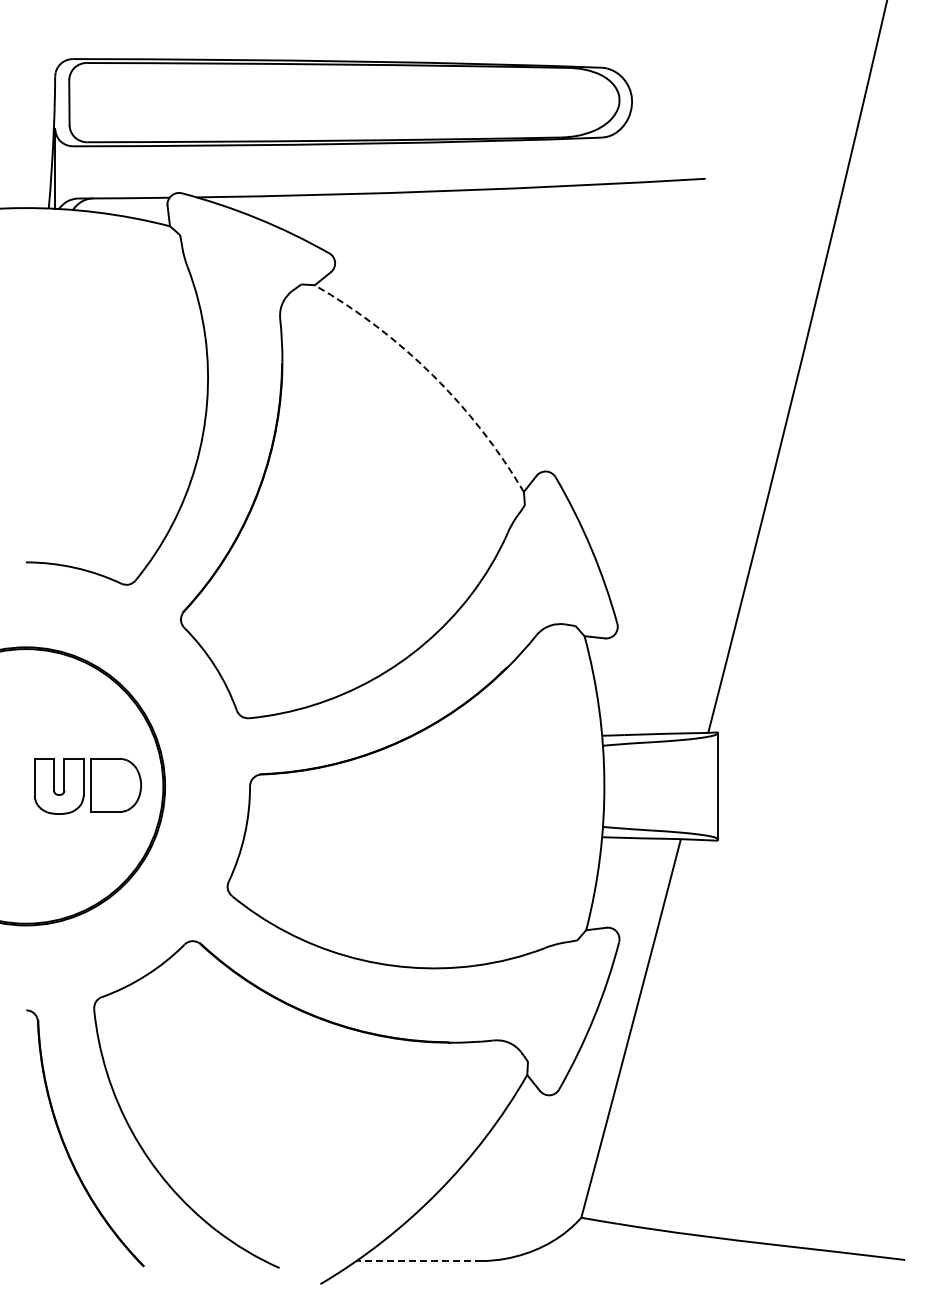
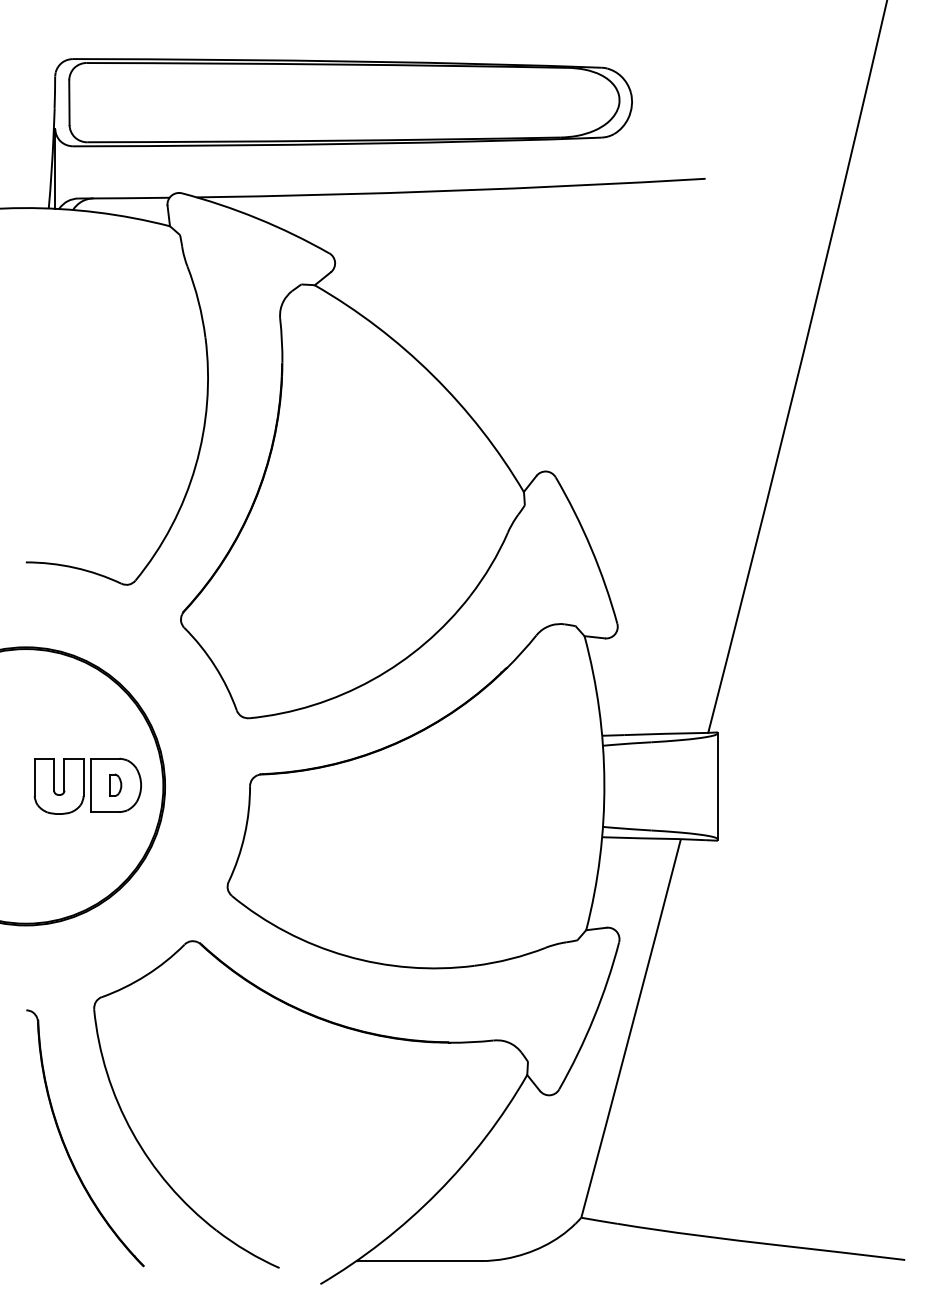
arc: dashed -> solid (432, 375)
part: none -> present (115, 784)
line: dashed -> solid (419, 1261)
